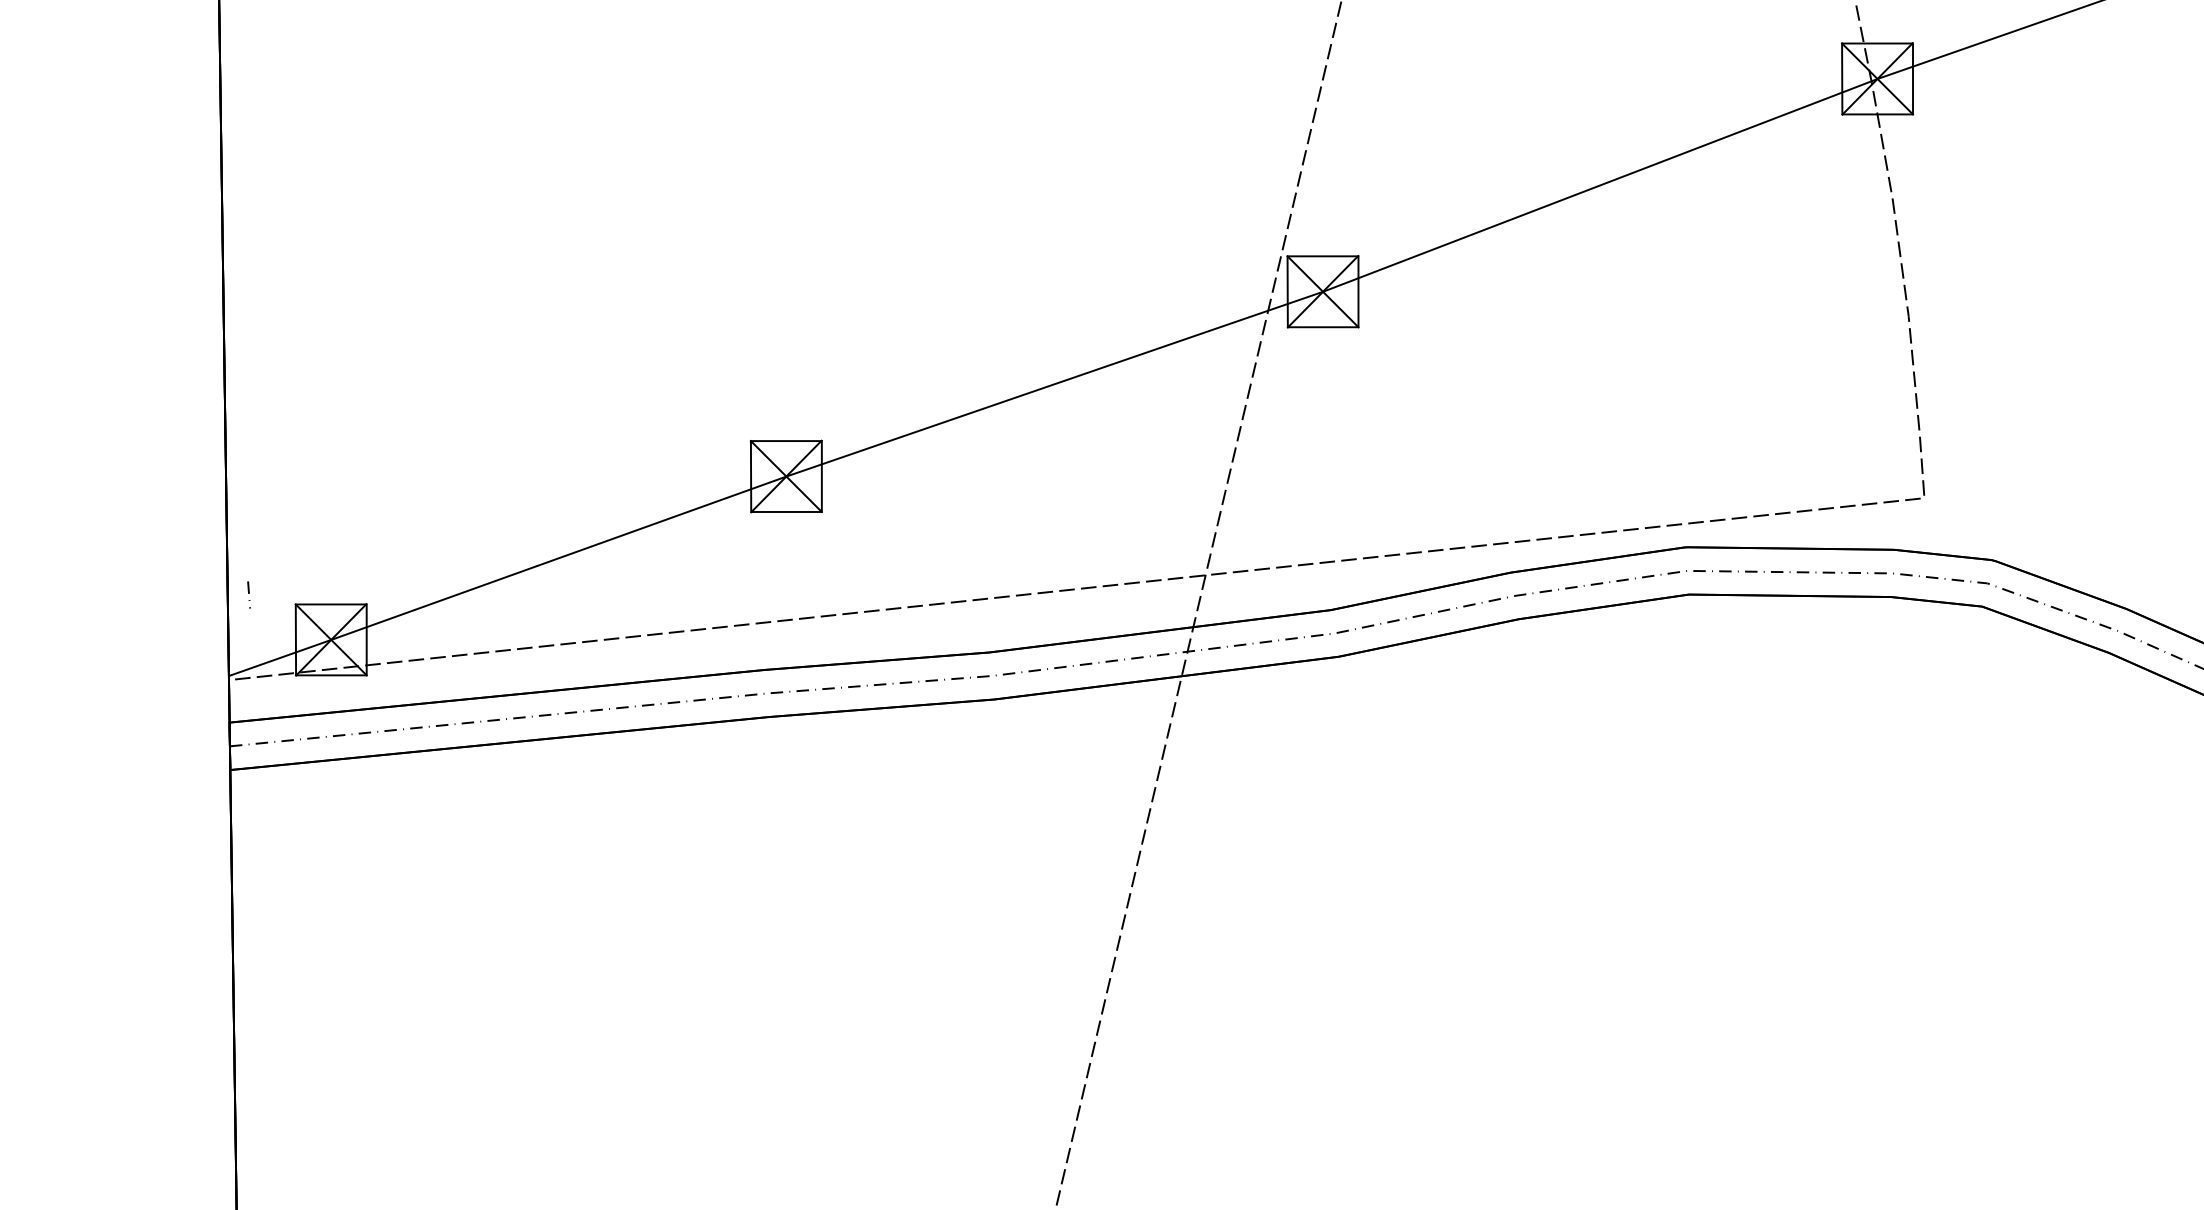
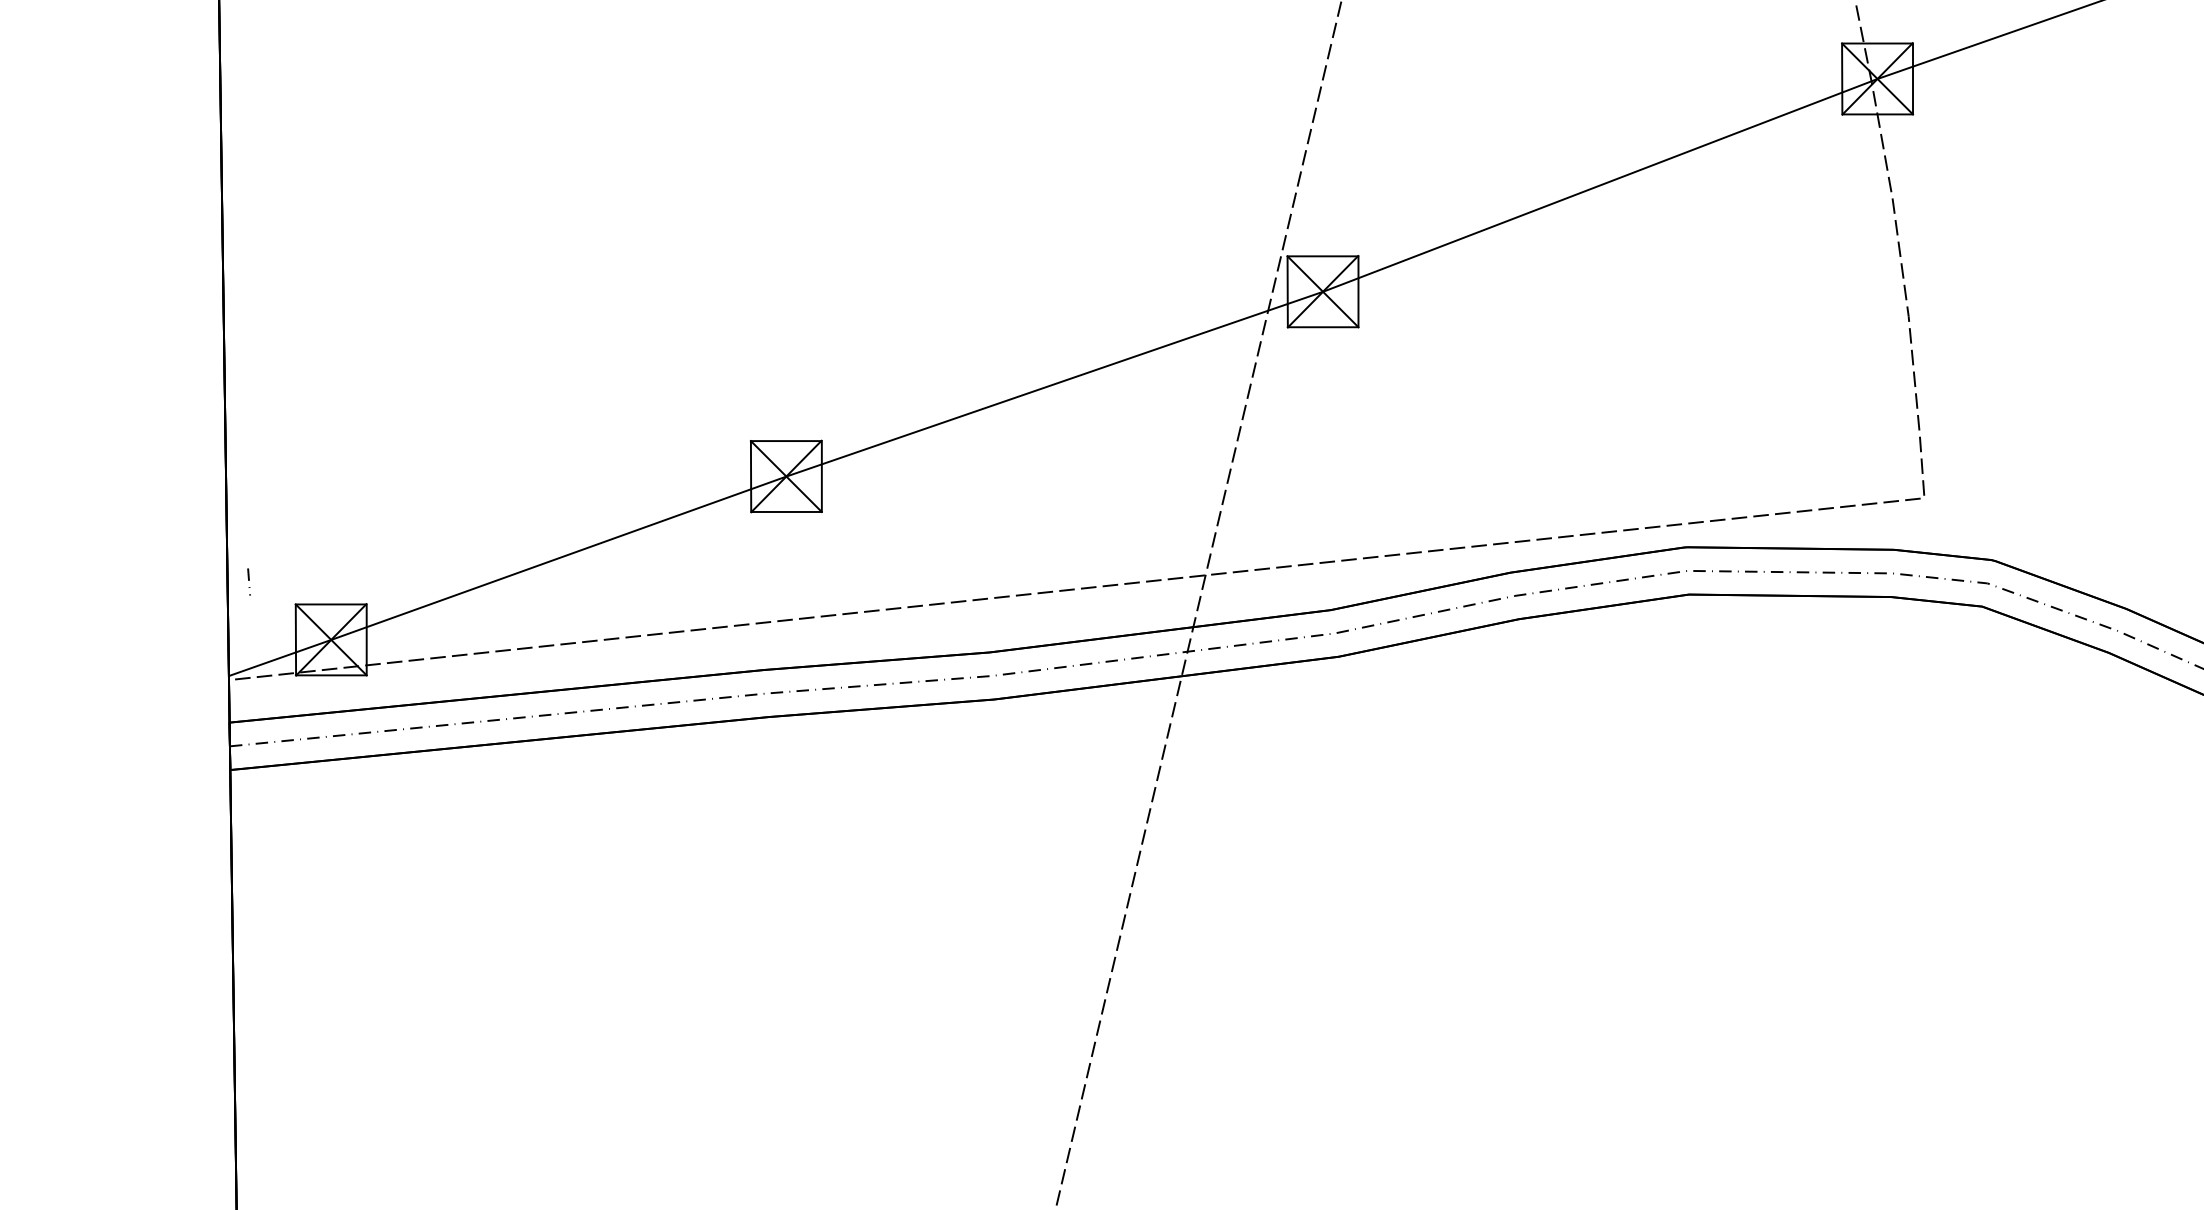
line position: (248, 593) -> (248, 580) (248, 580)
